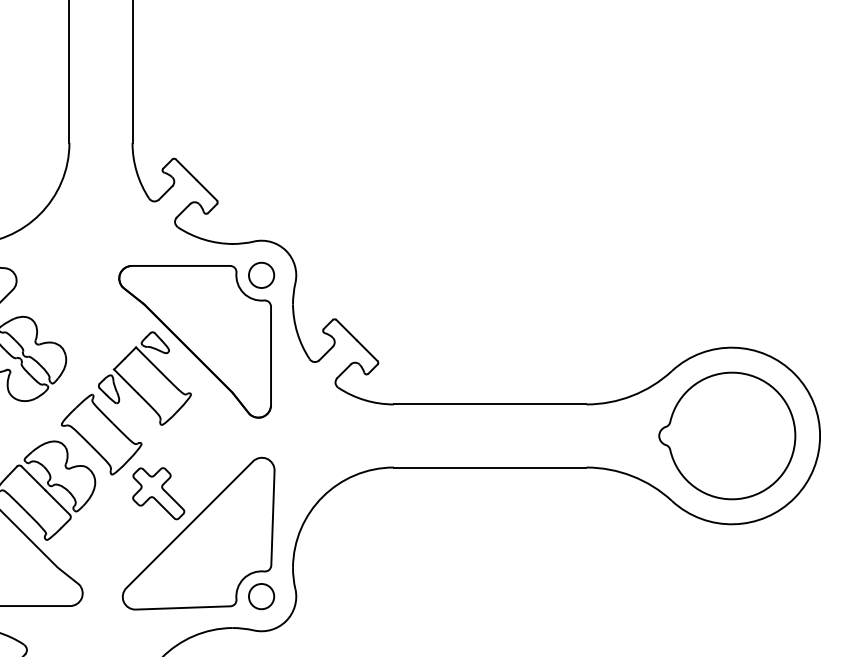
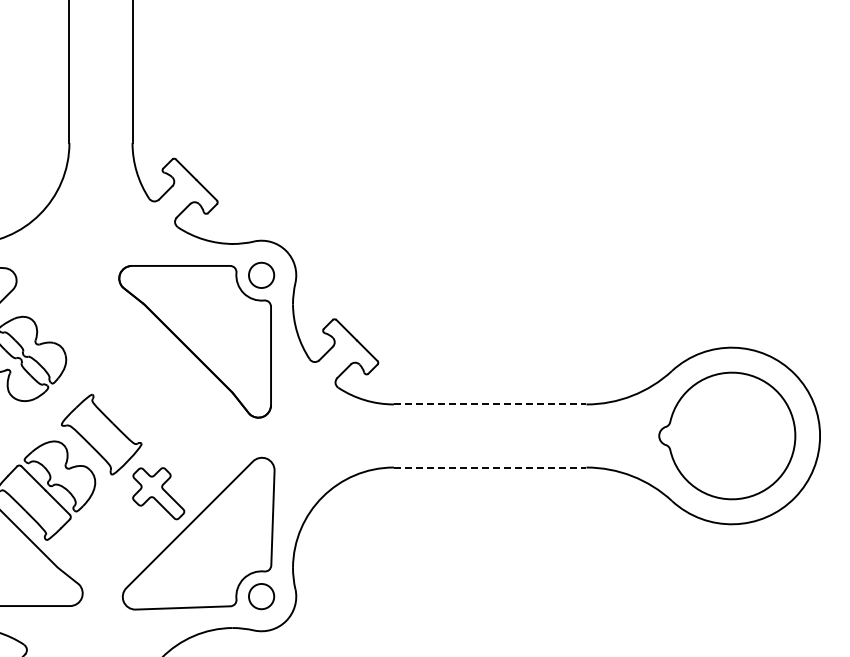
part: present -> none (144, 378)
line: solid -> dashed (490, 404)
line: solid -> dashed (490, 467)
